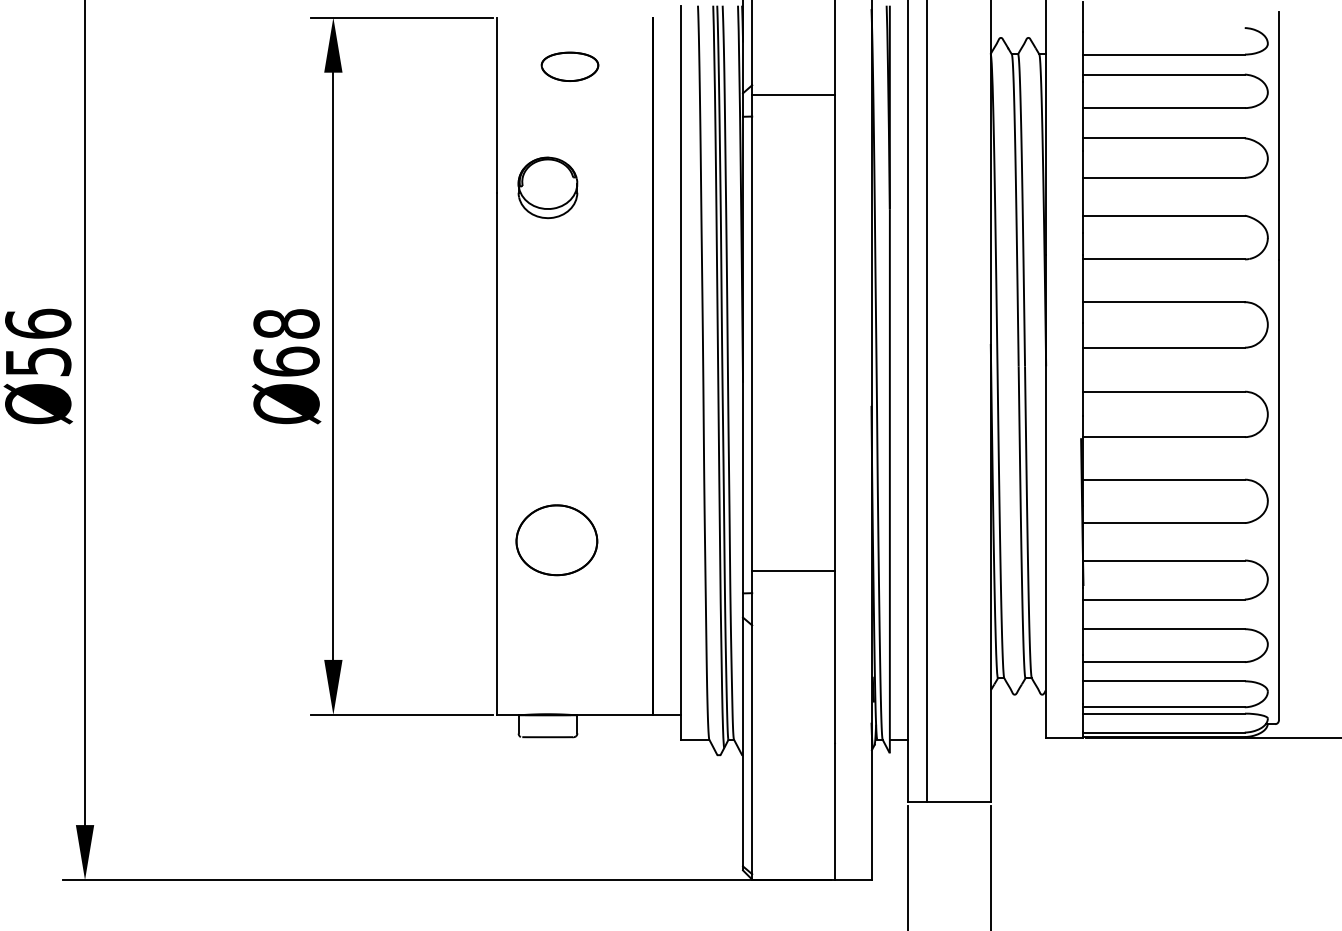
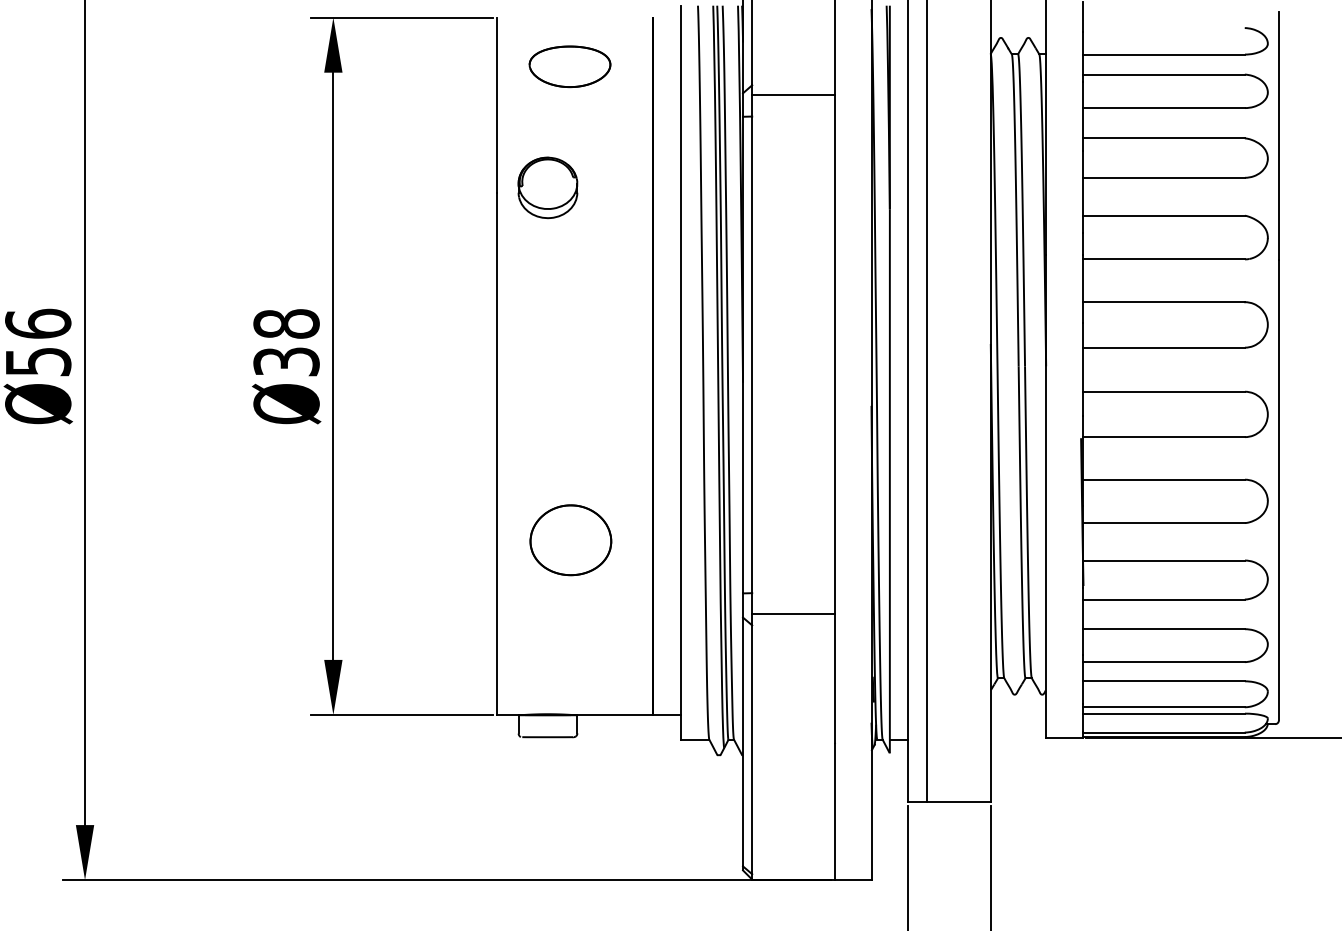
part size: 60x31 px -> 84x44 px (569, 66)
text: Ø68 -> Ø38 (286, 361)
part position: (556, 540) -> (570, 540) (570, 540)
line position: (793, 571) -> (793, 614) (793, 614)
